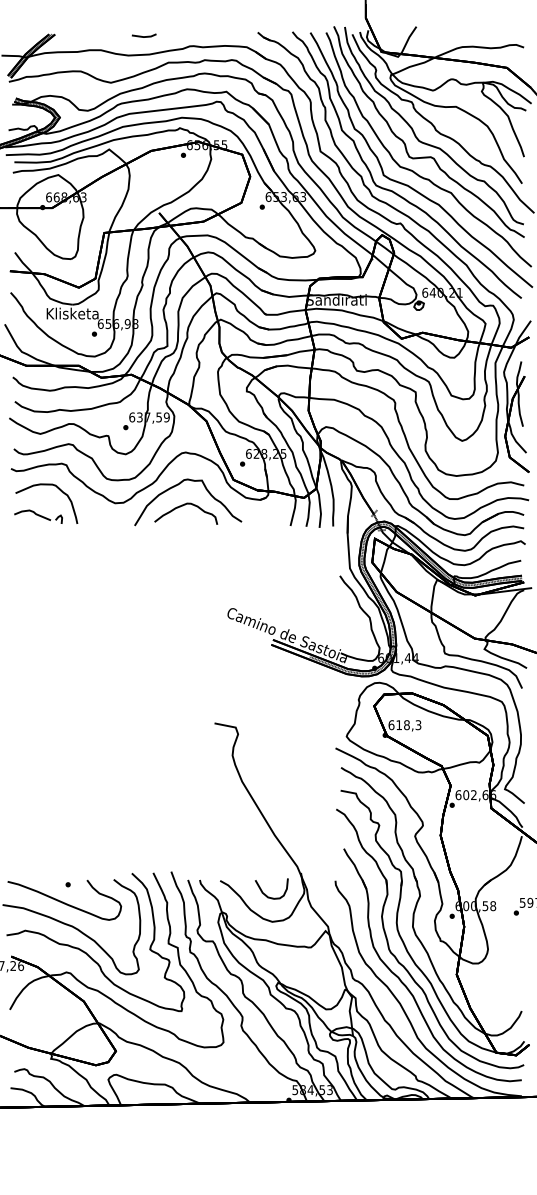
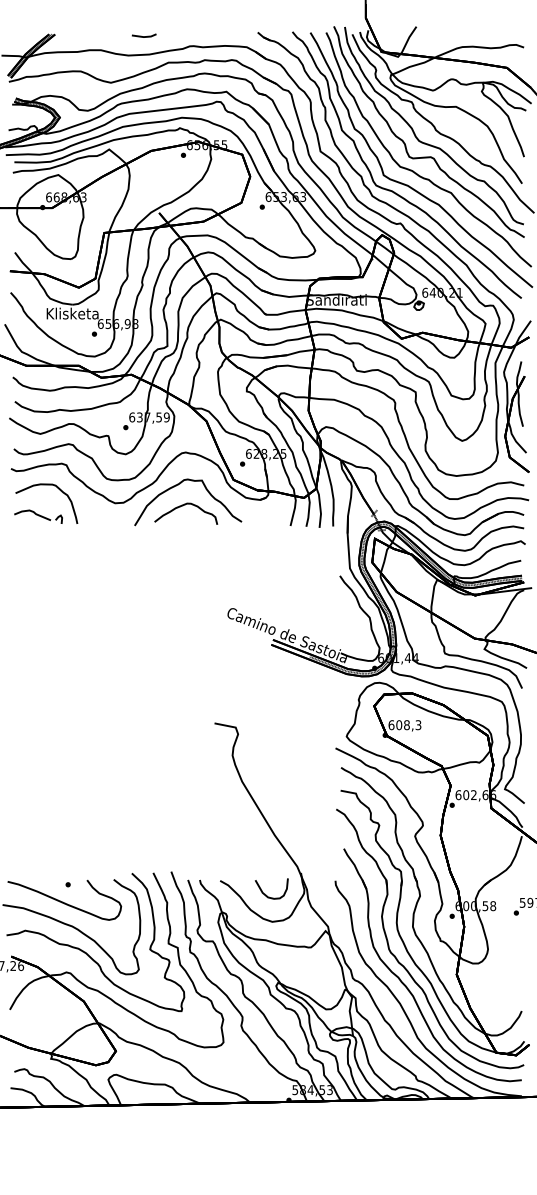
text: 618,3 -> 608,3 (399, 725)
